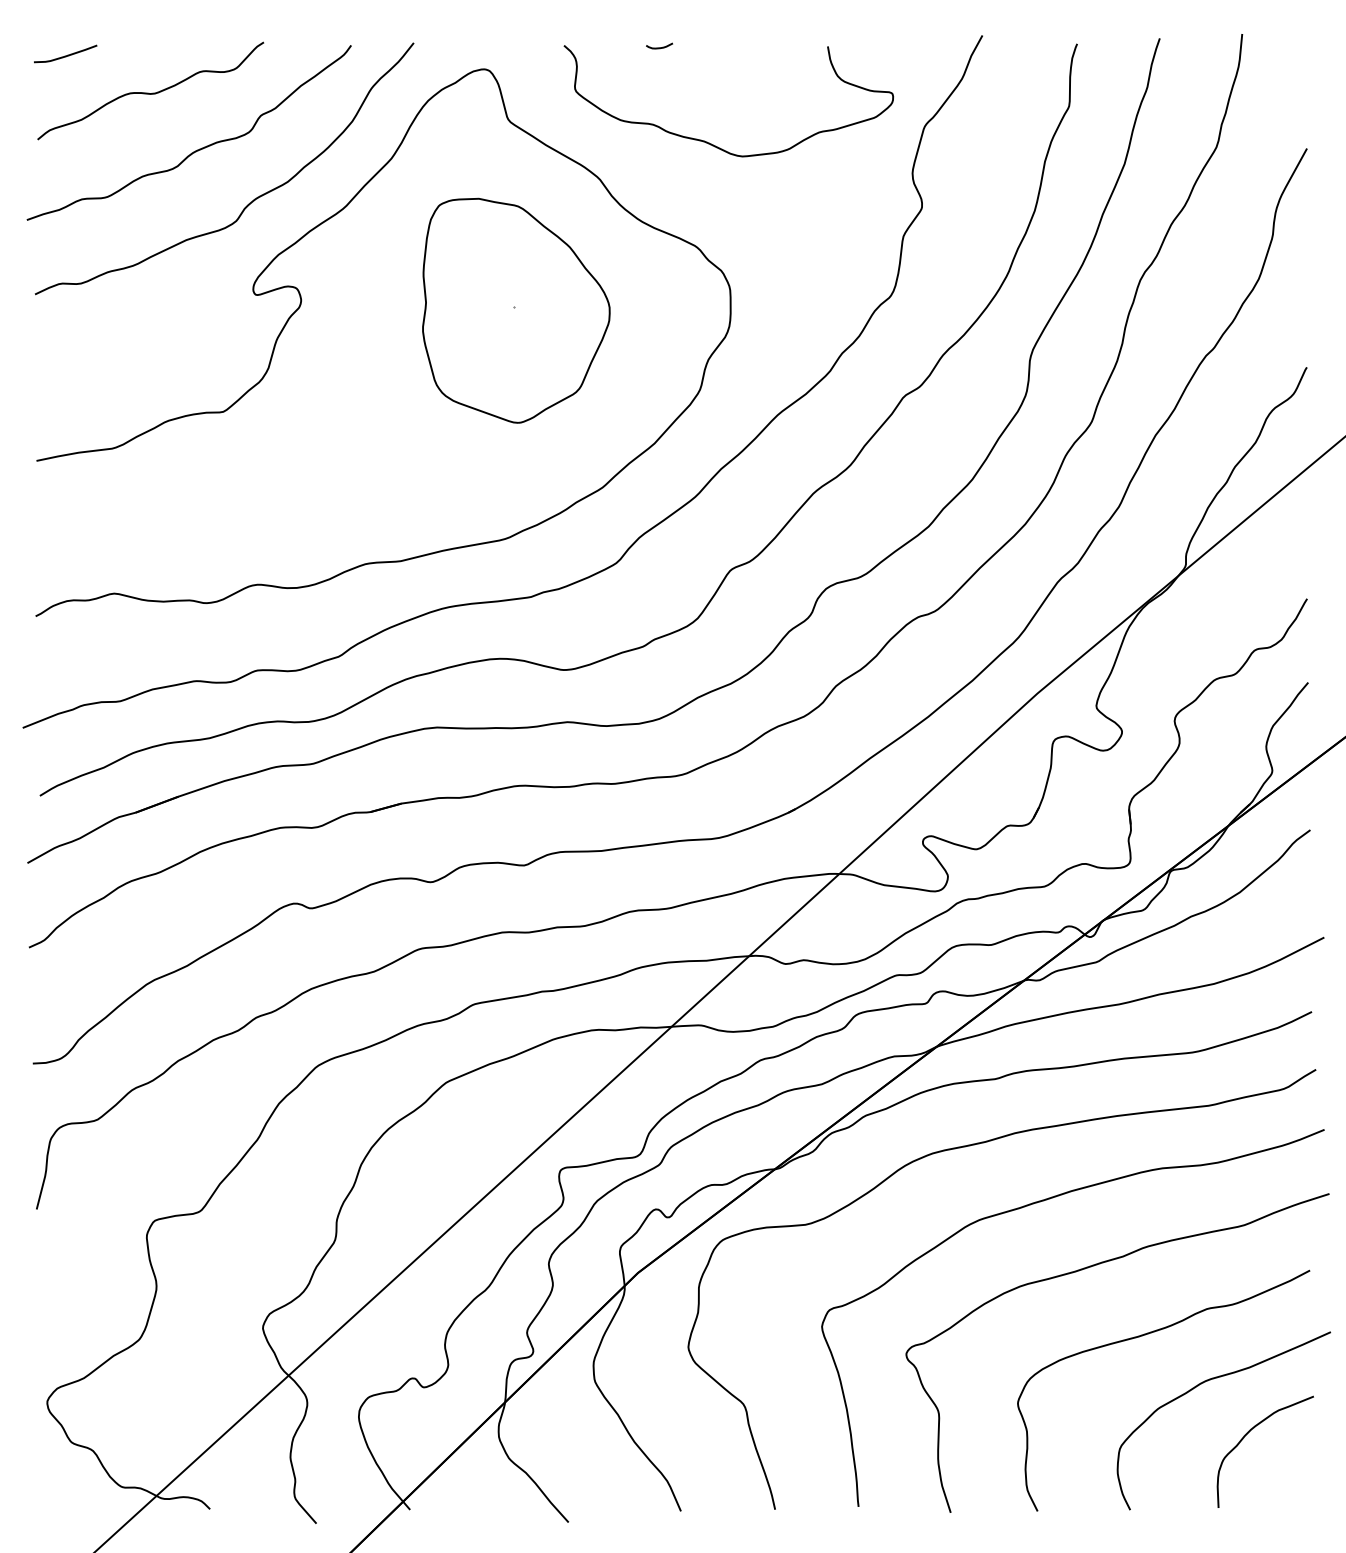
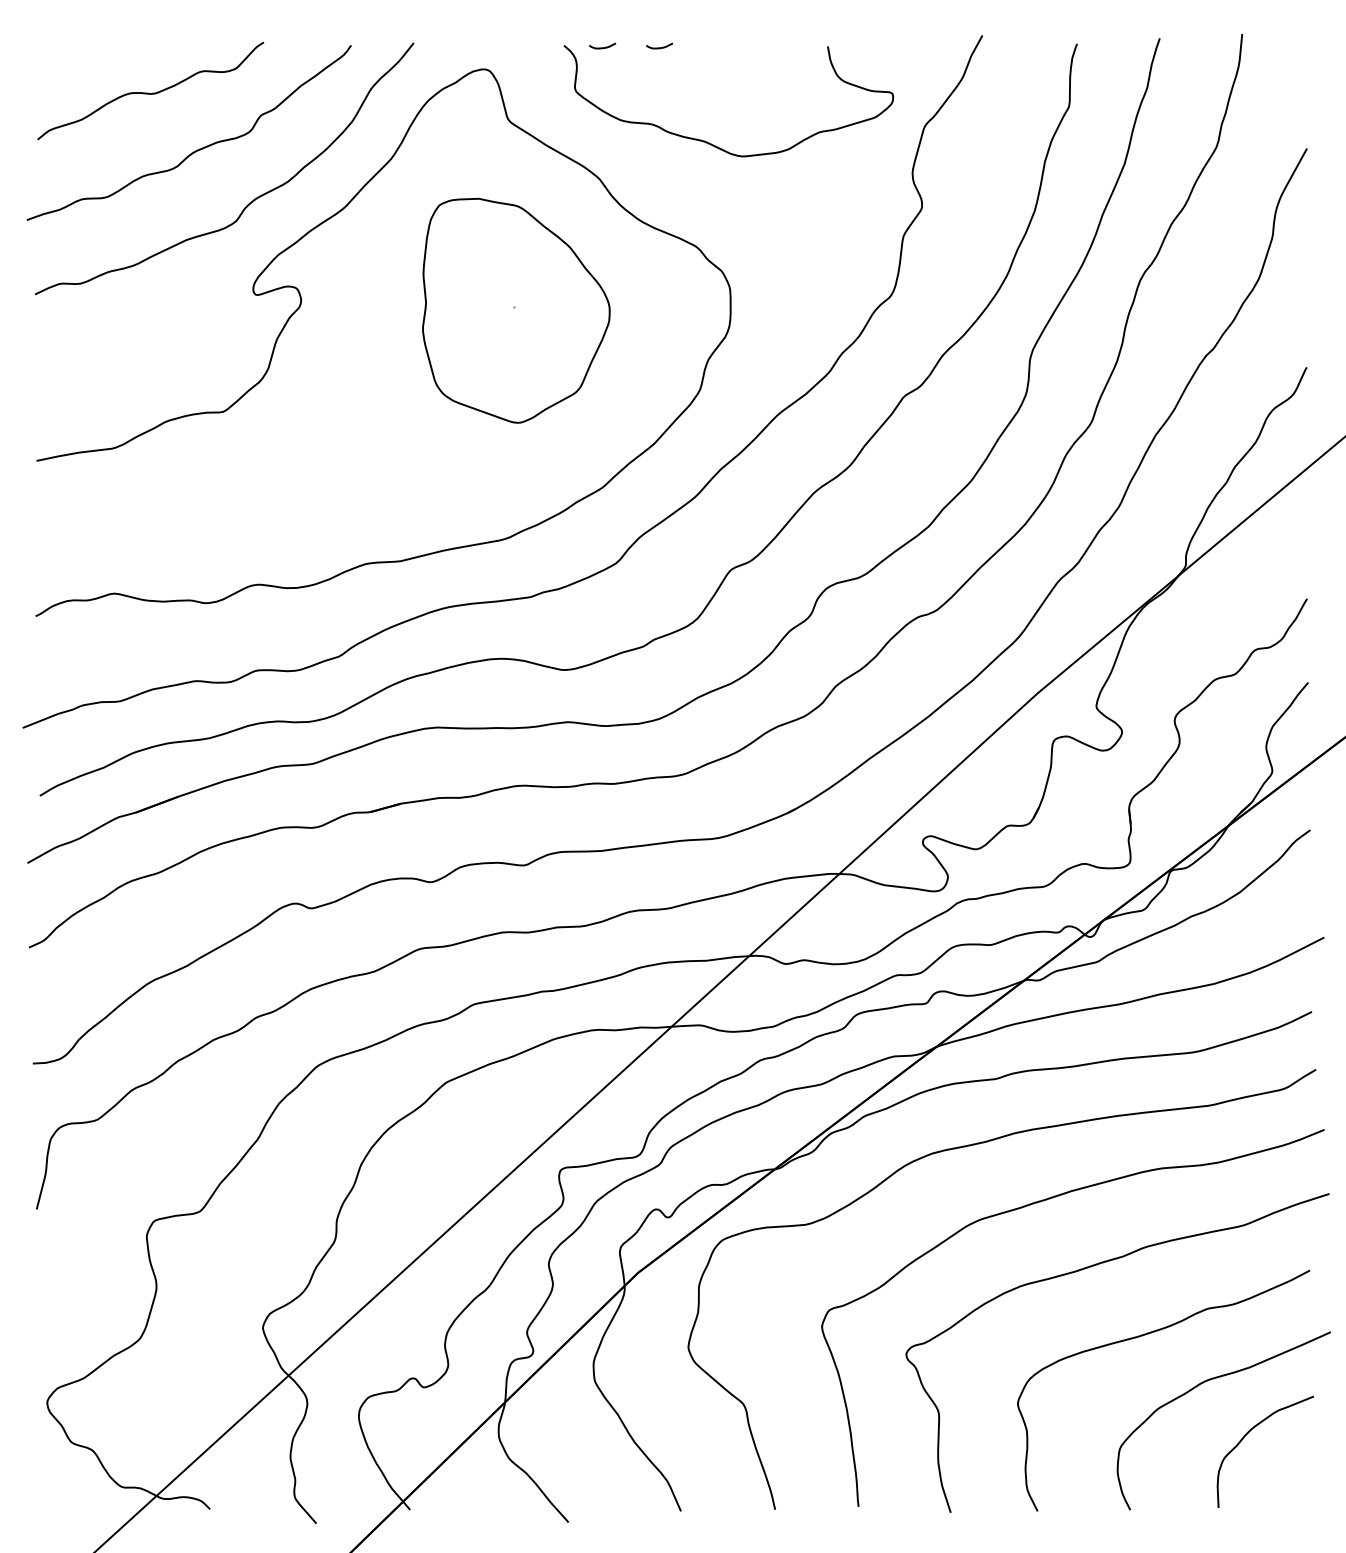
curve: none -> present (602, 47)
curve: present -> none (65, 55)
